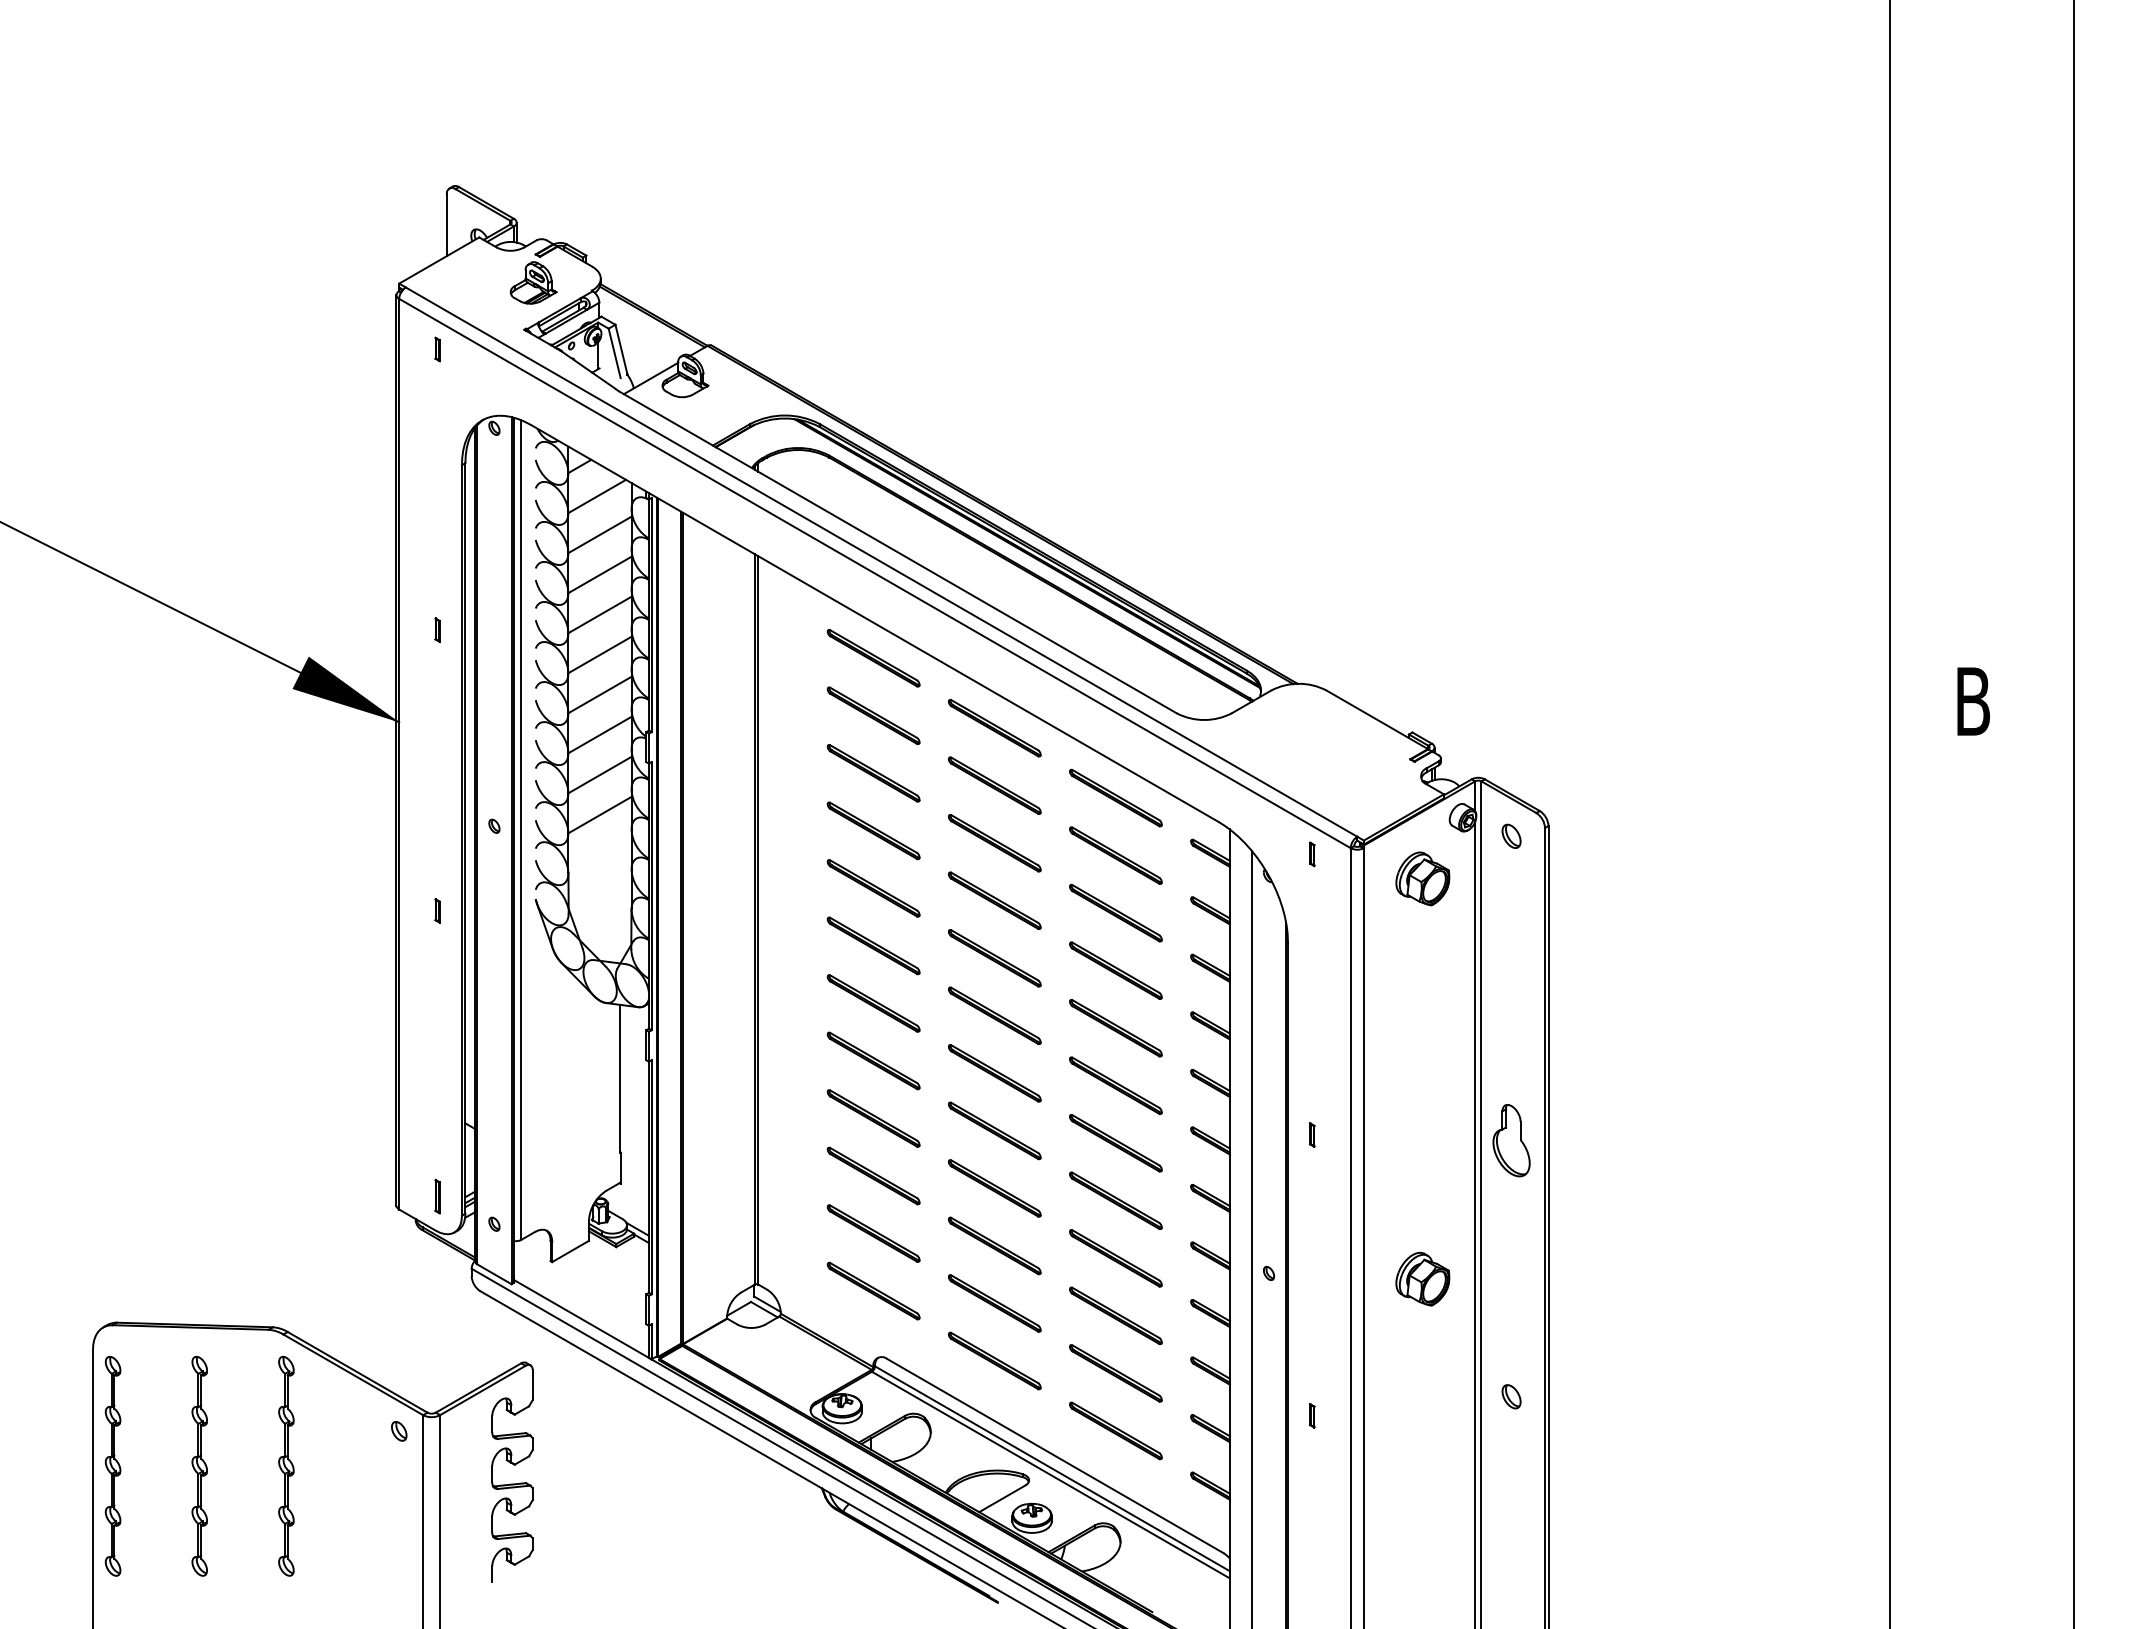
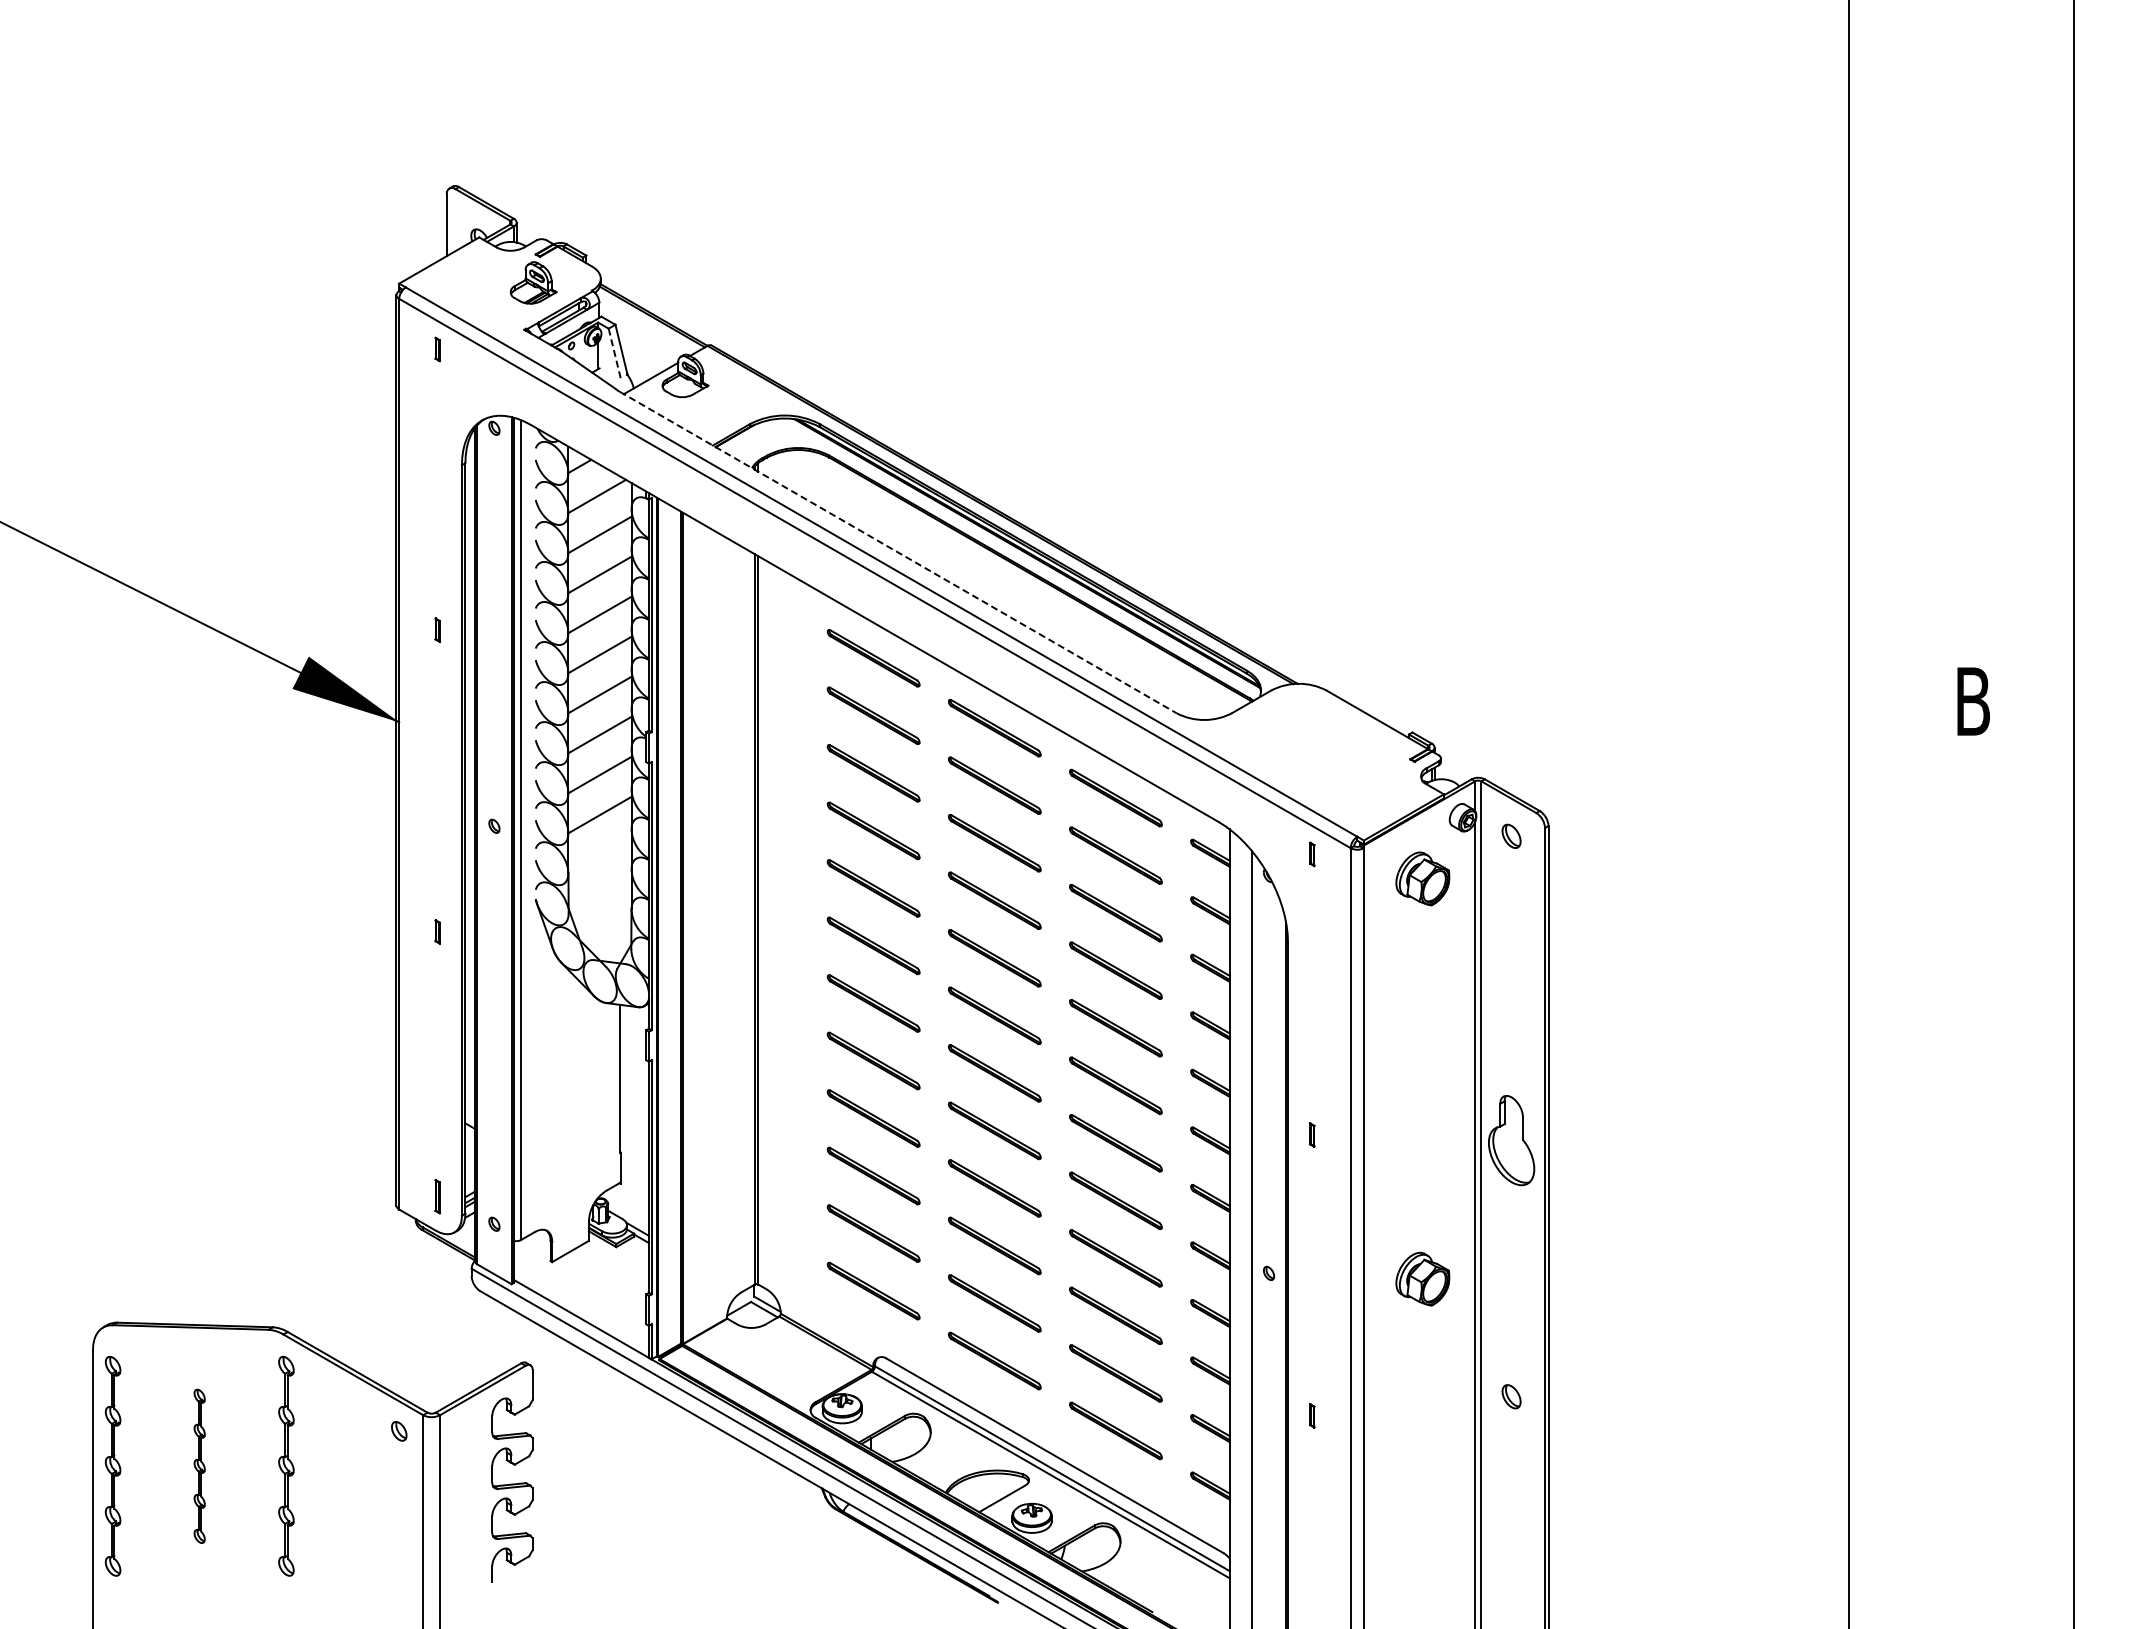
line: solid -> dashed (614, 353)
line: solid -> dashed (898, 552)
line position: (1890, 813) -> (1849, 813) (1849, 813)
part position: (437, 910) -> (437, 931) (437, 931)
part size: 39x74 px -> 48x92 px (1511, 1140)
part size: 17x221 px -> 13x156 px (199, 1465)
